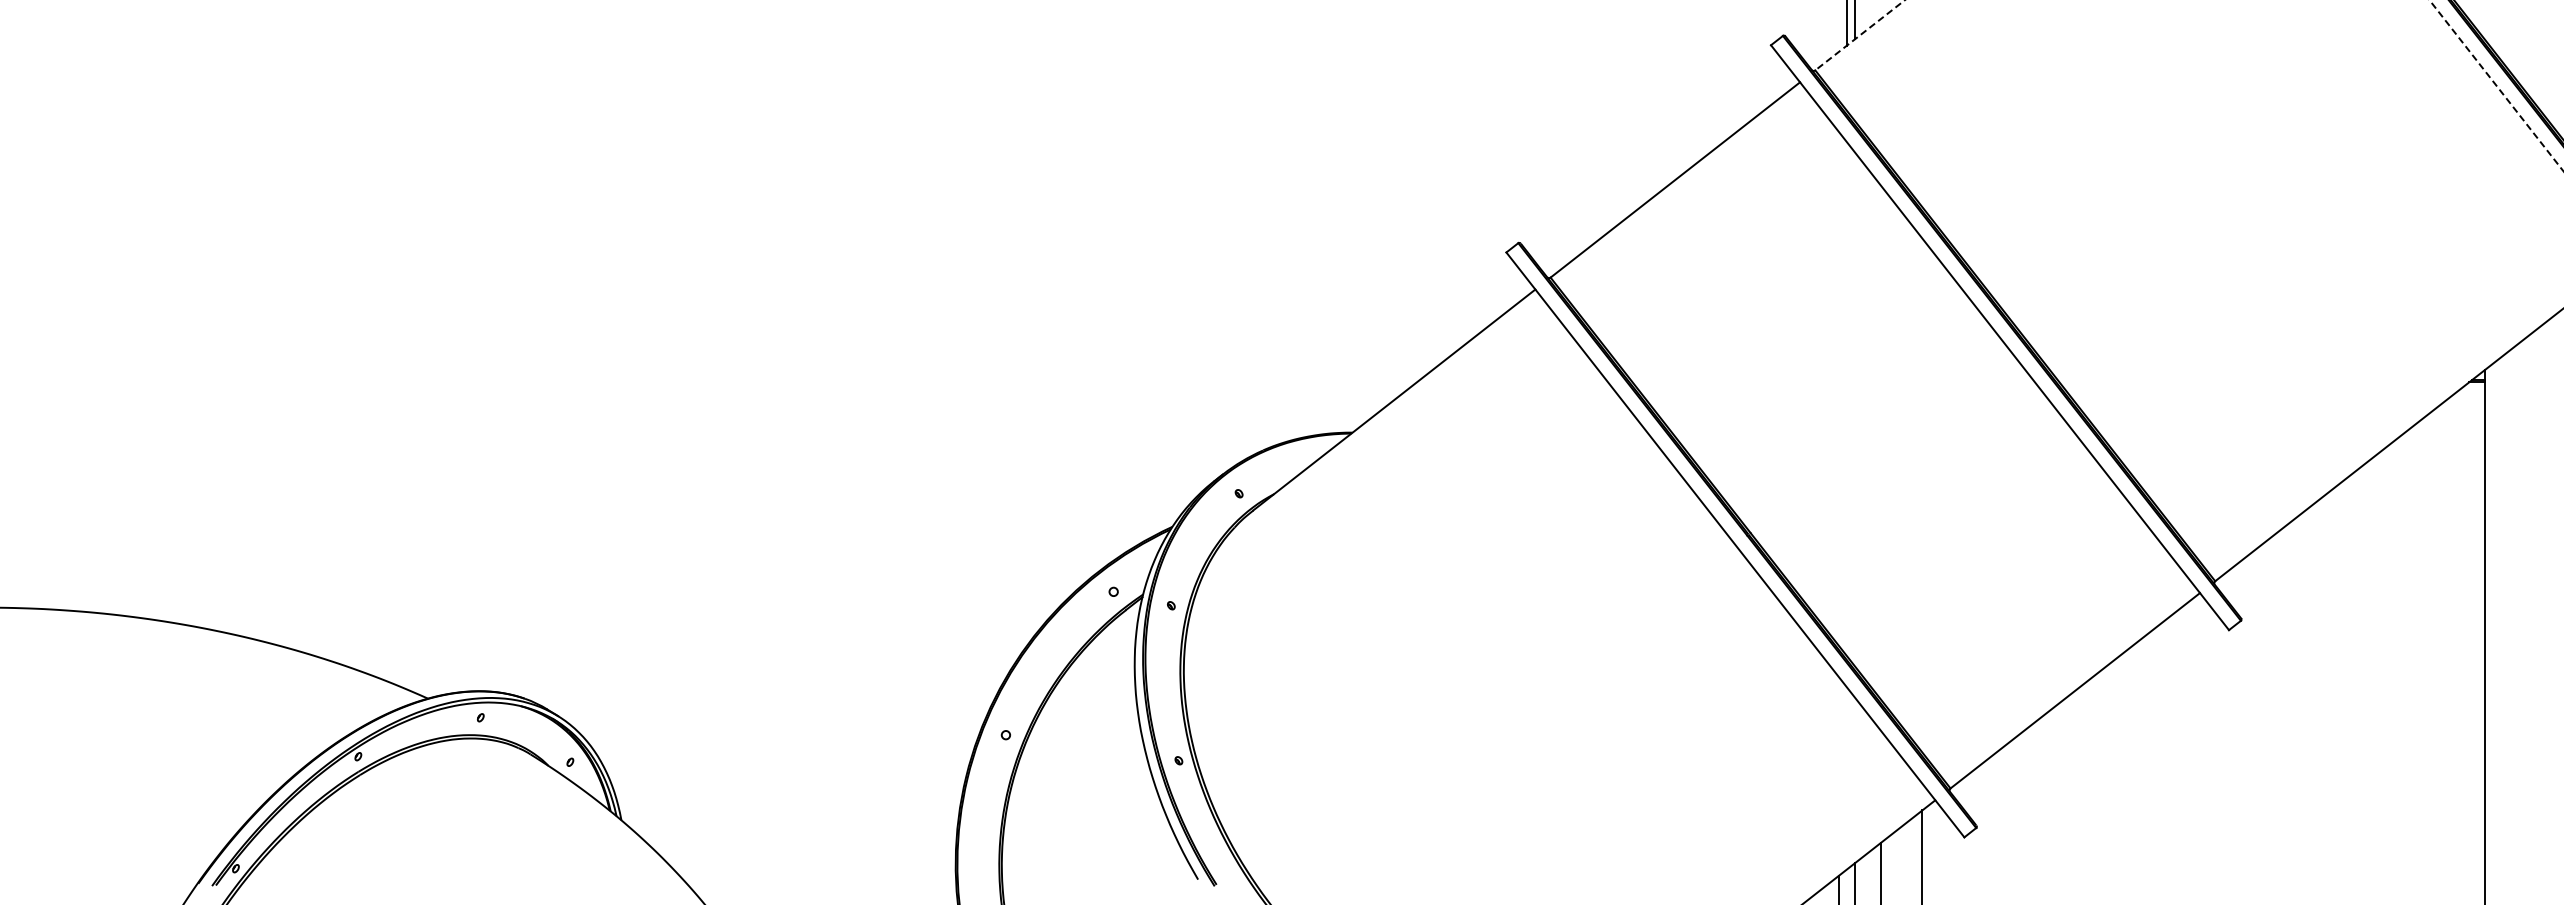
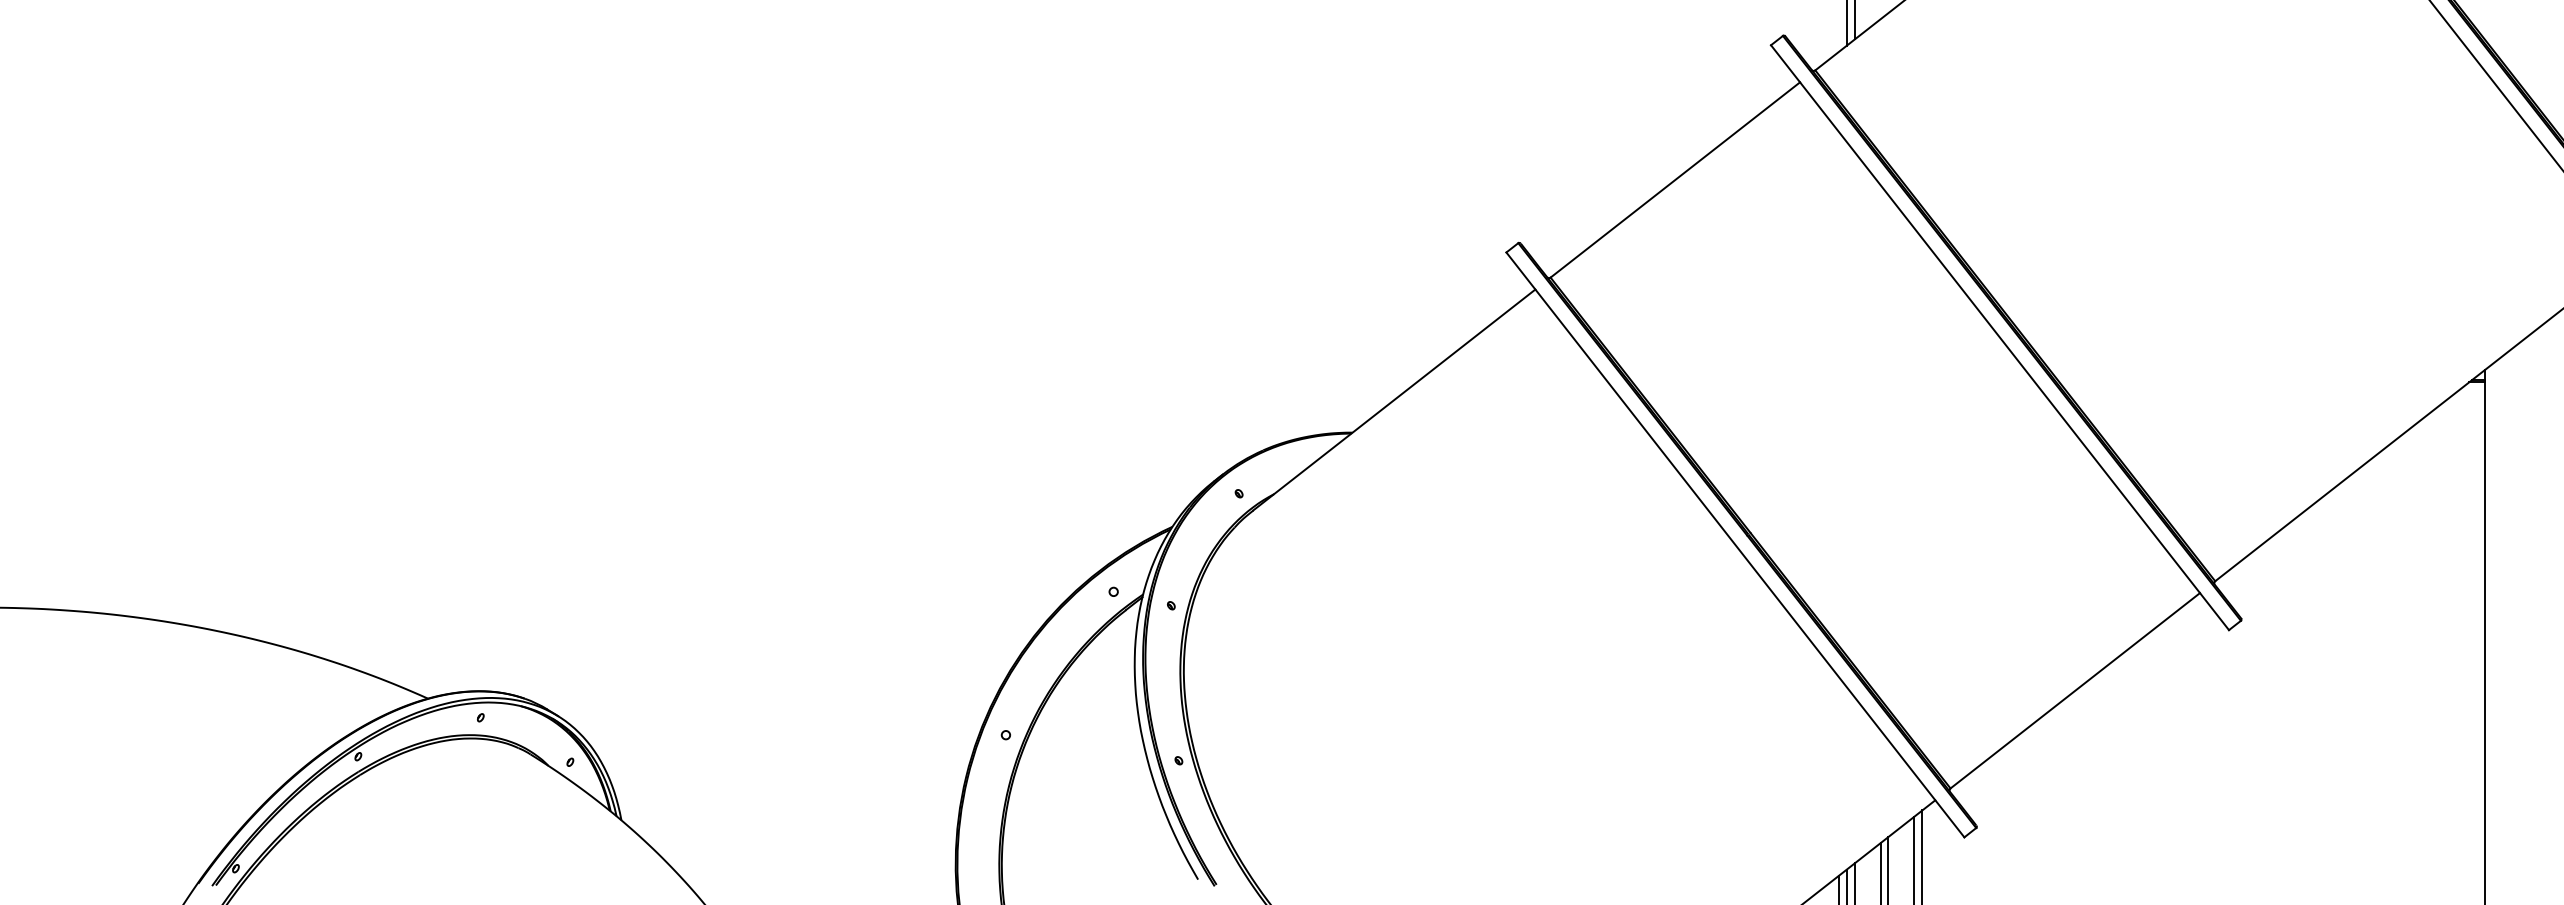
line: dashed -> solid (1860, 35)
line: dashed -> solid (2496, 86)
line: none -> present (1913, 859)
line: none -> present (1887, 869)
line: none -> present (1846, 885)
